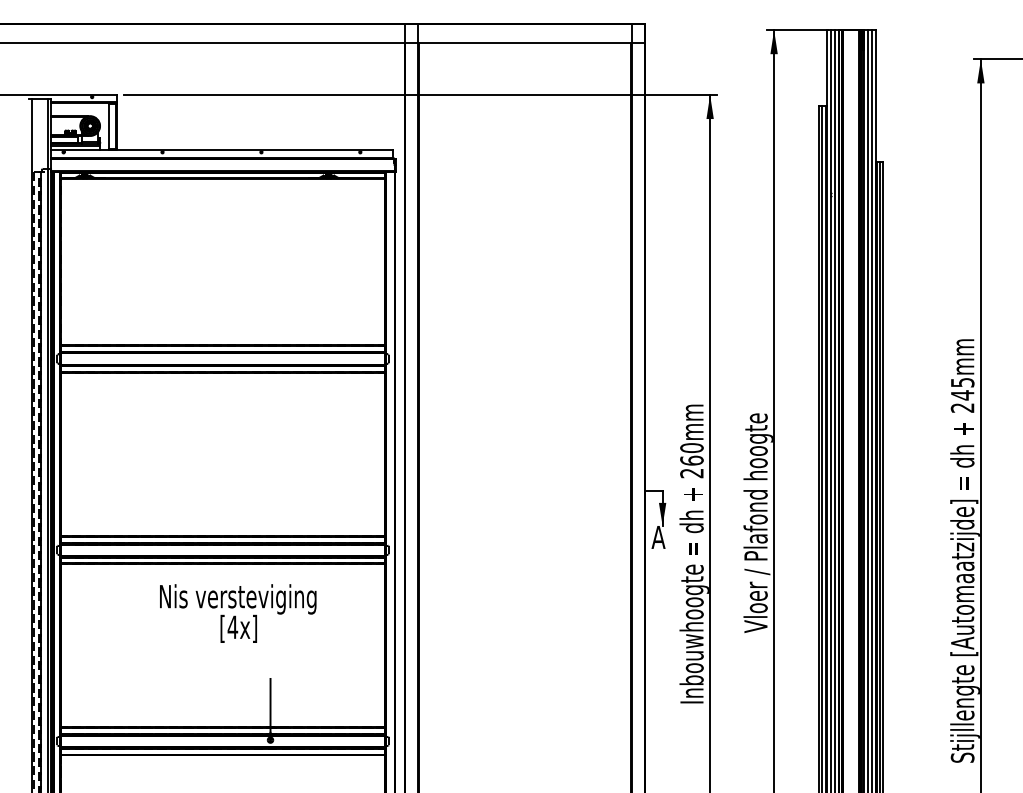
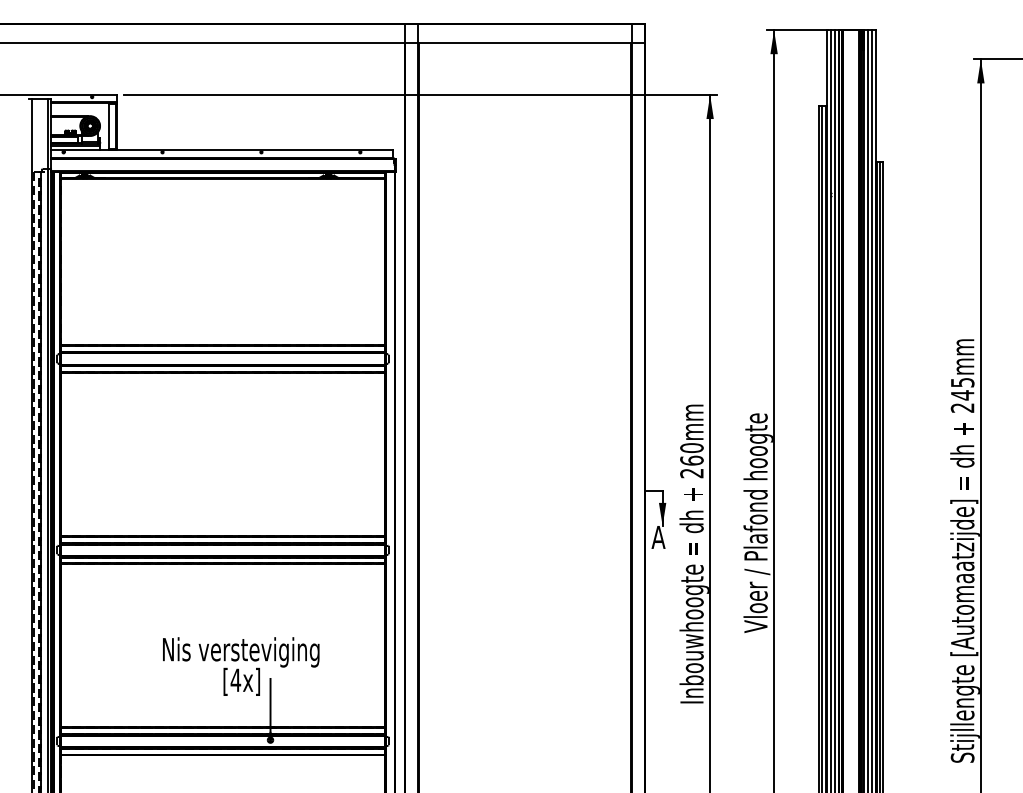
text position: (238, 613) -> (241, 666) (241, 666)
